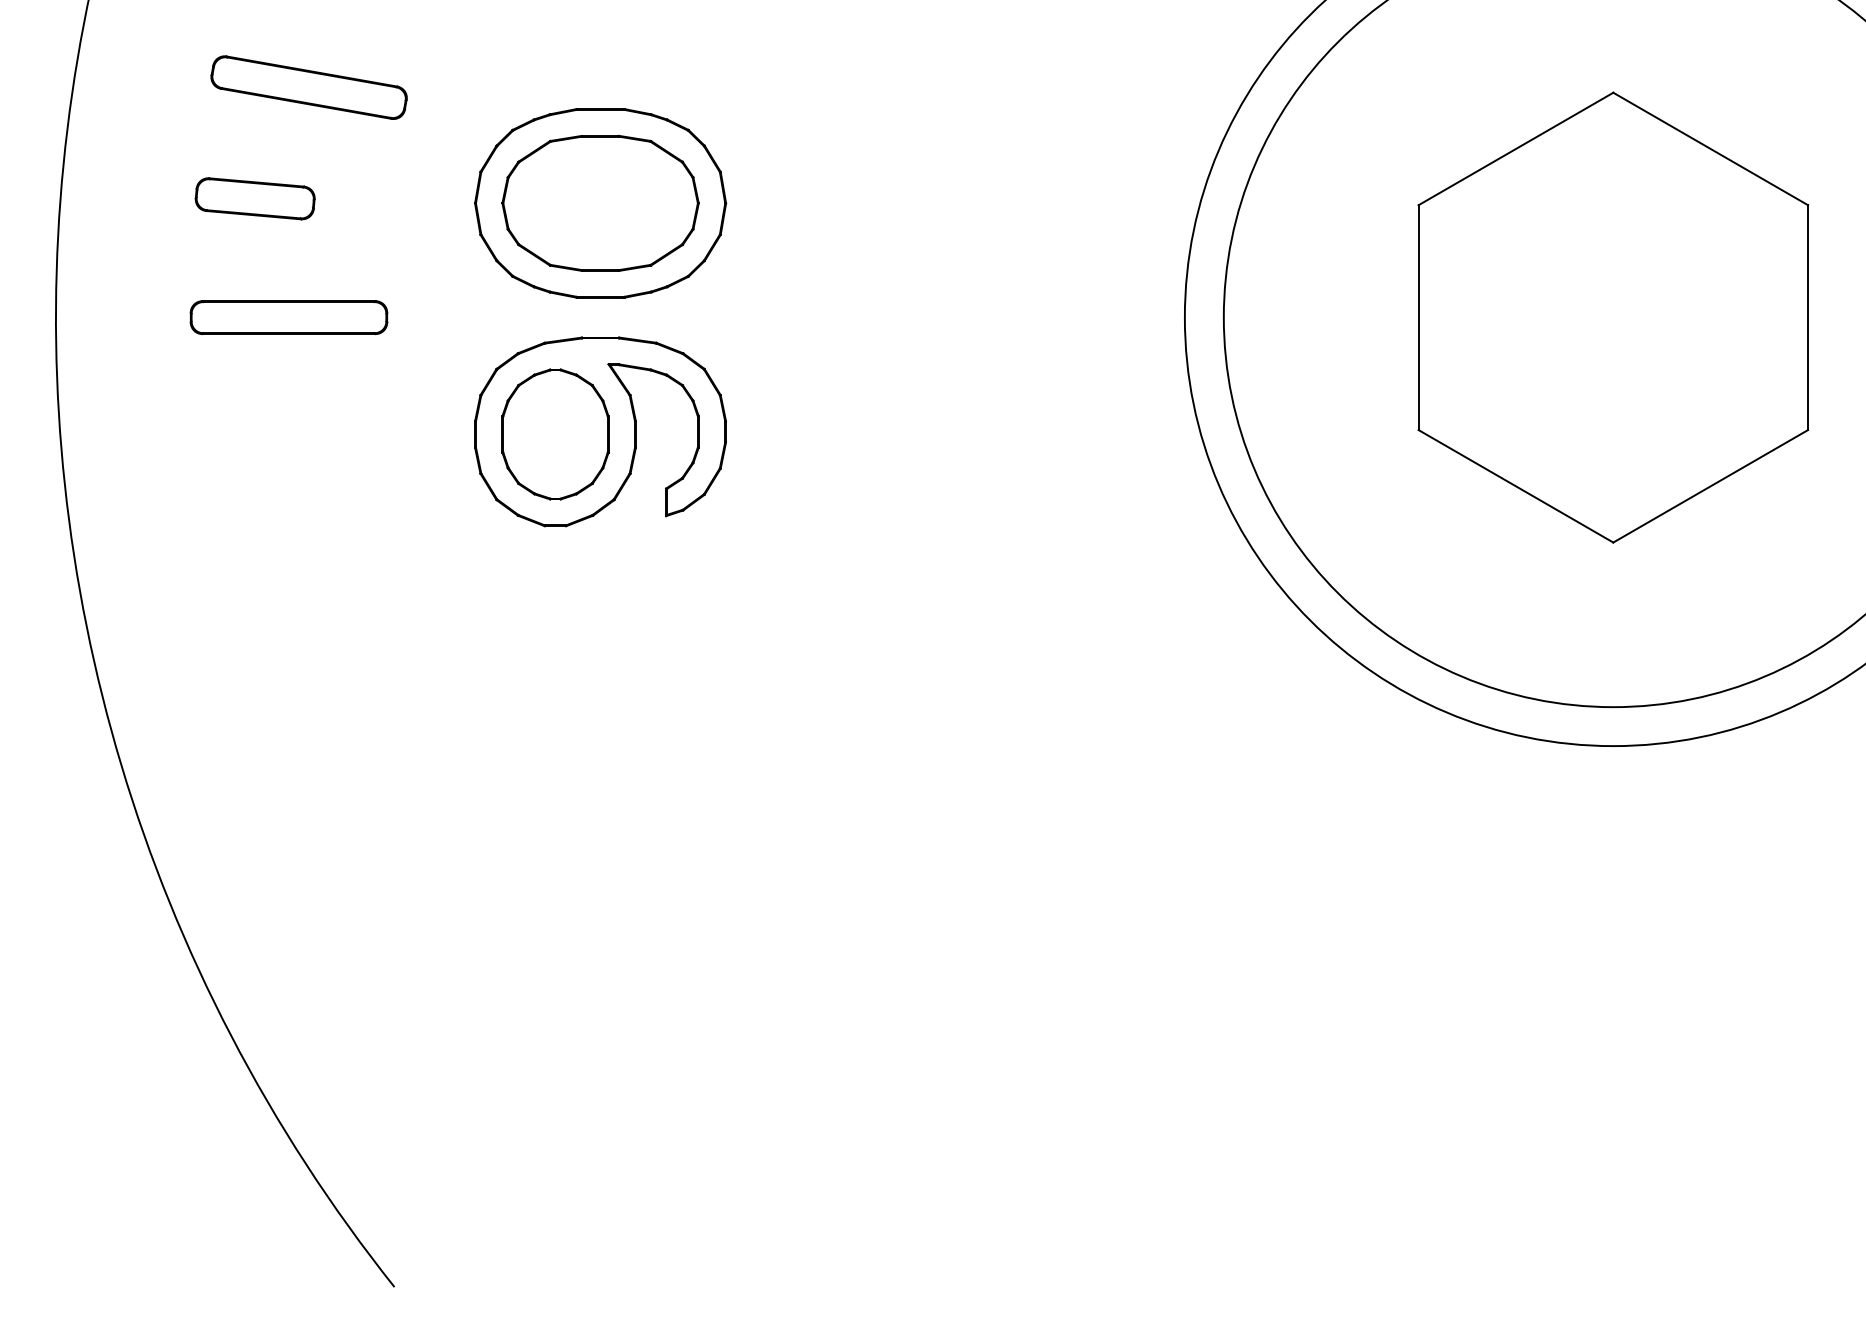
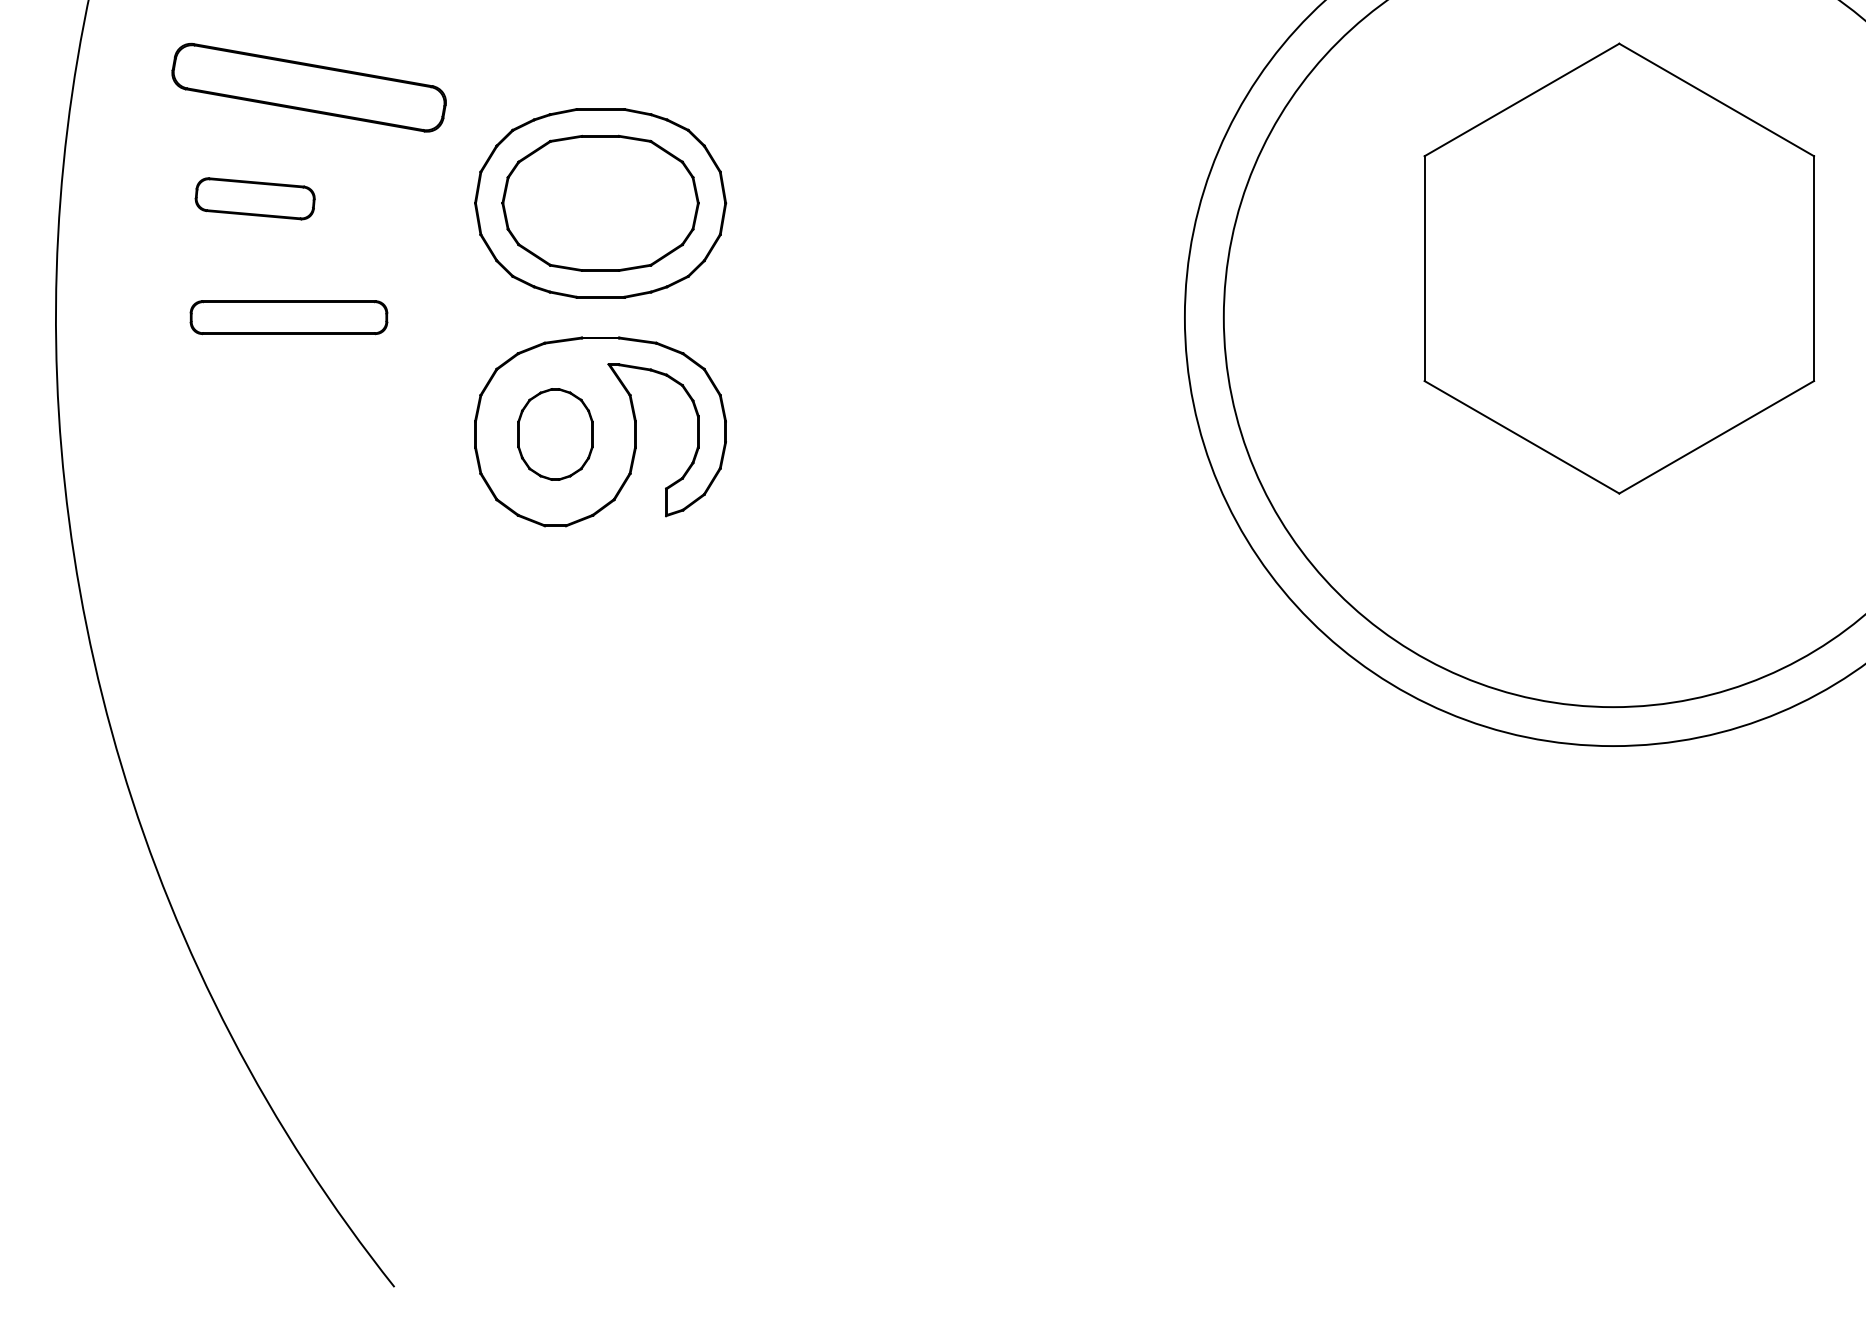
part size: 198x65 px -> 276x91 px (308, 87)
part position: (1613, 317) -> (1619, 268) (1619, 268)
part size: 109x133 px -> 77x93 px (555, 434)
